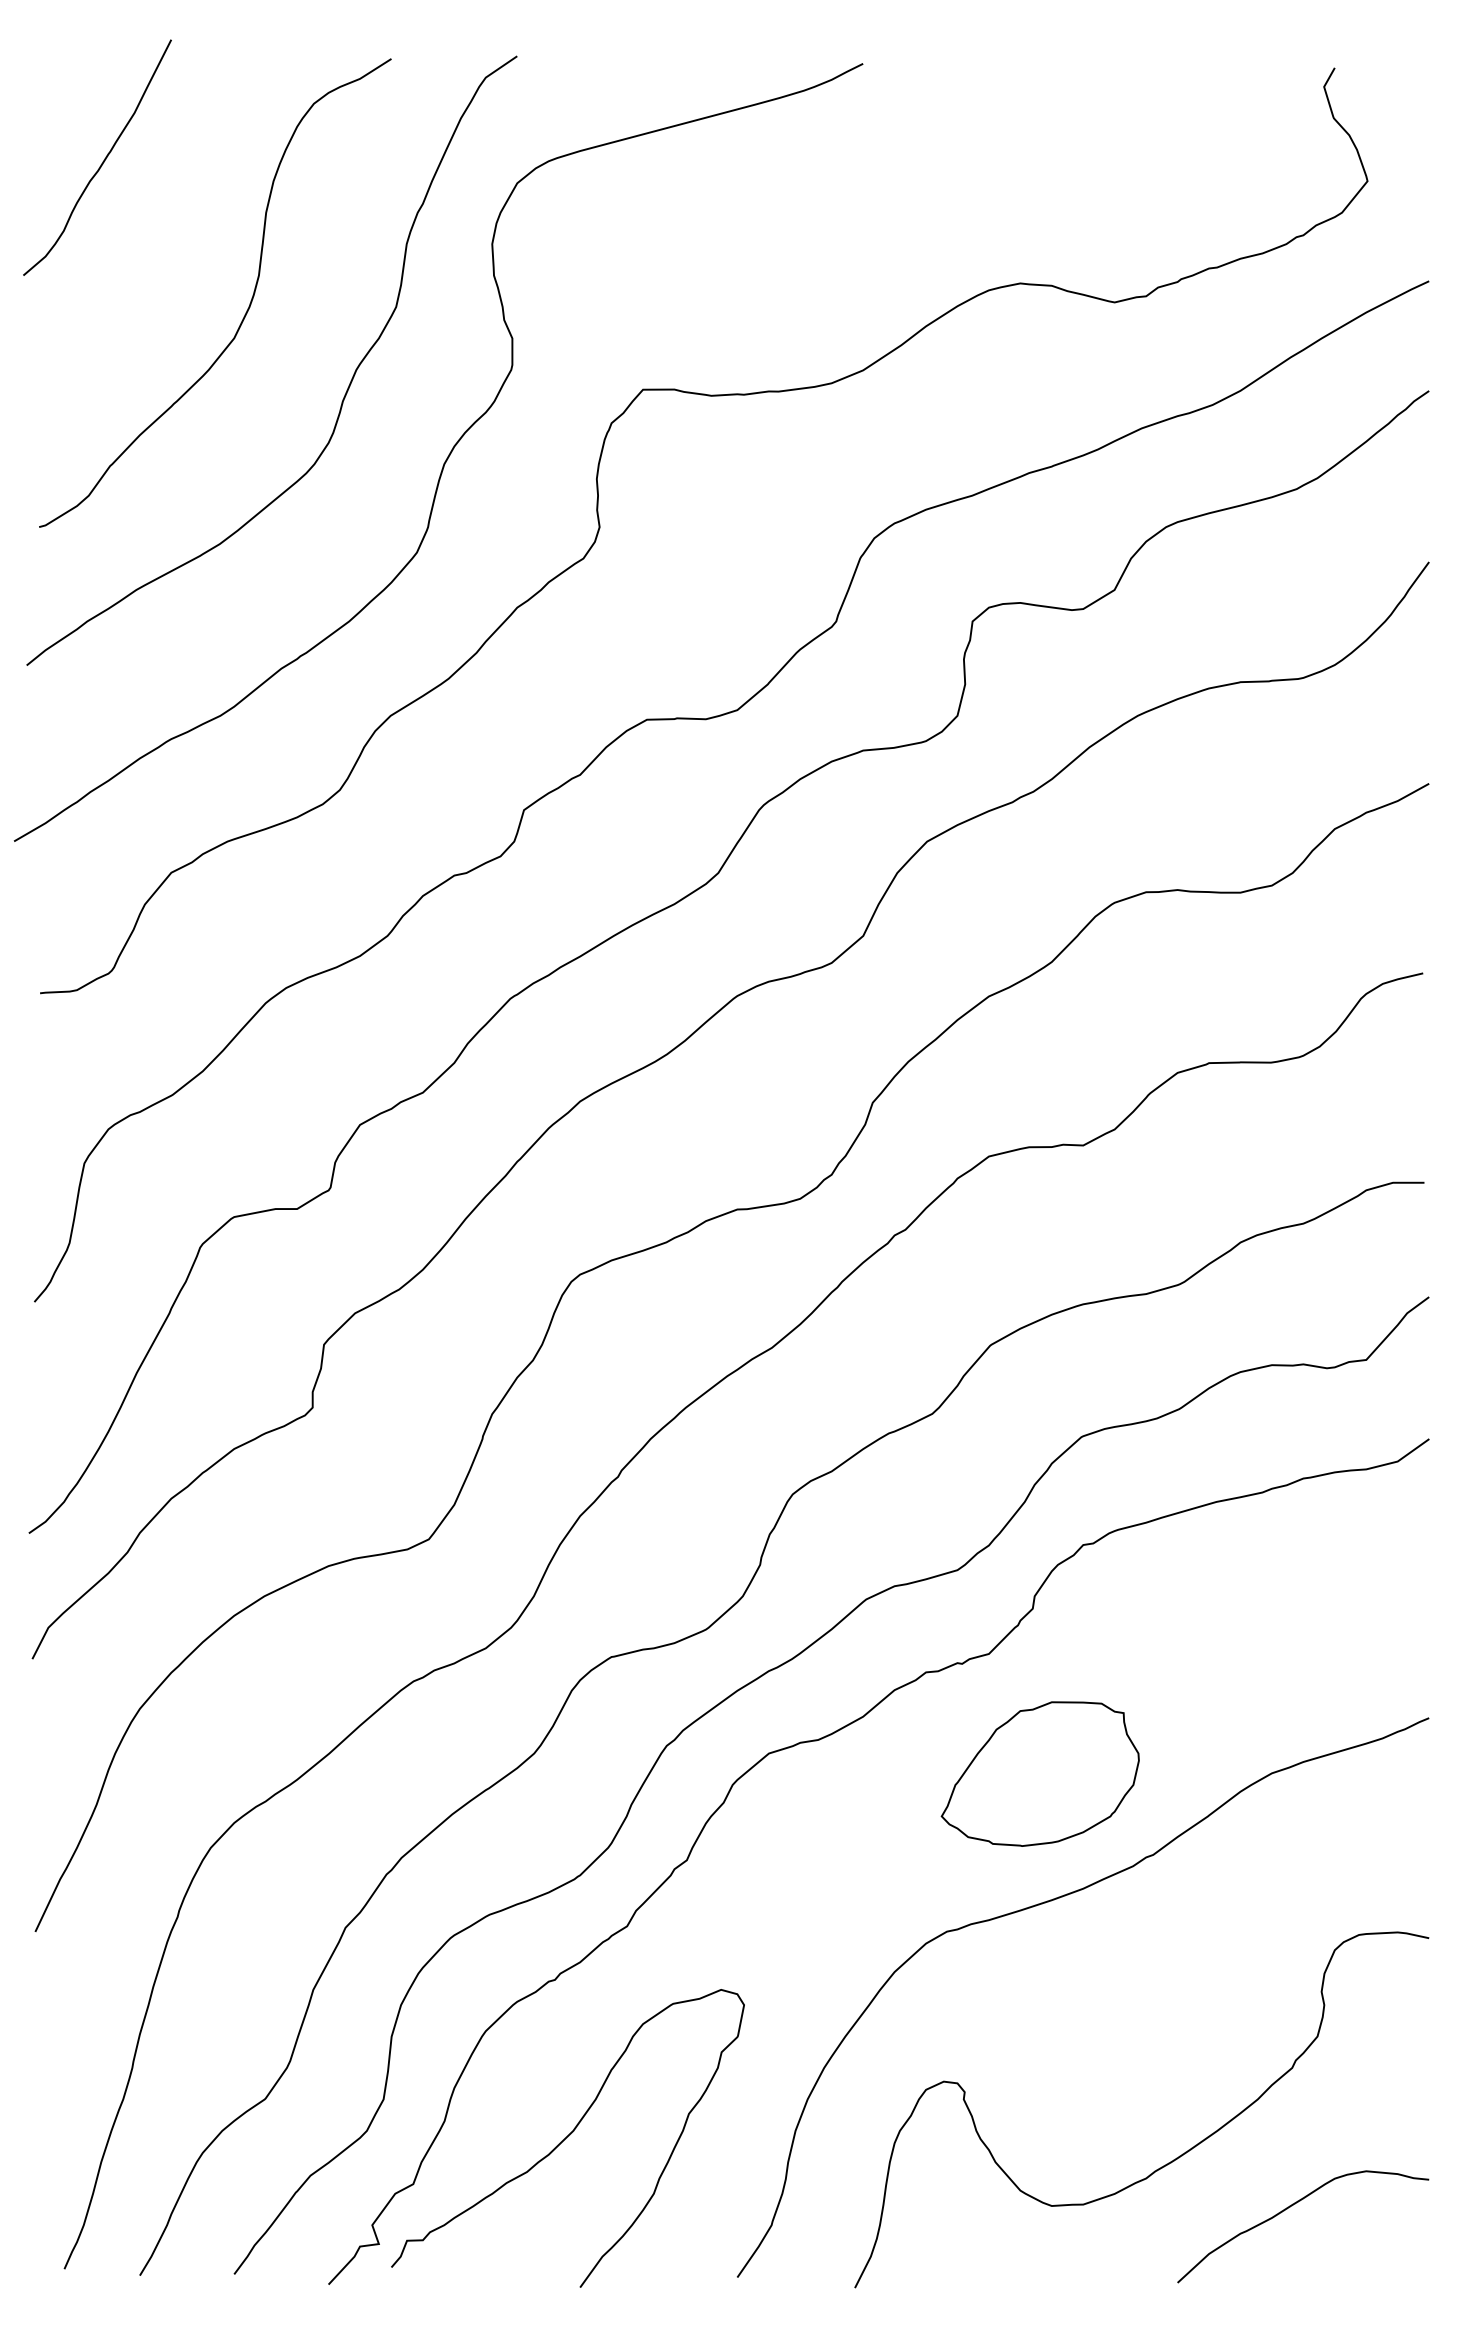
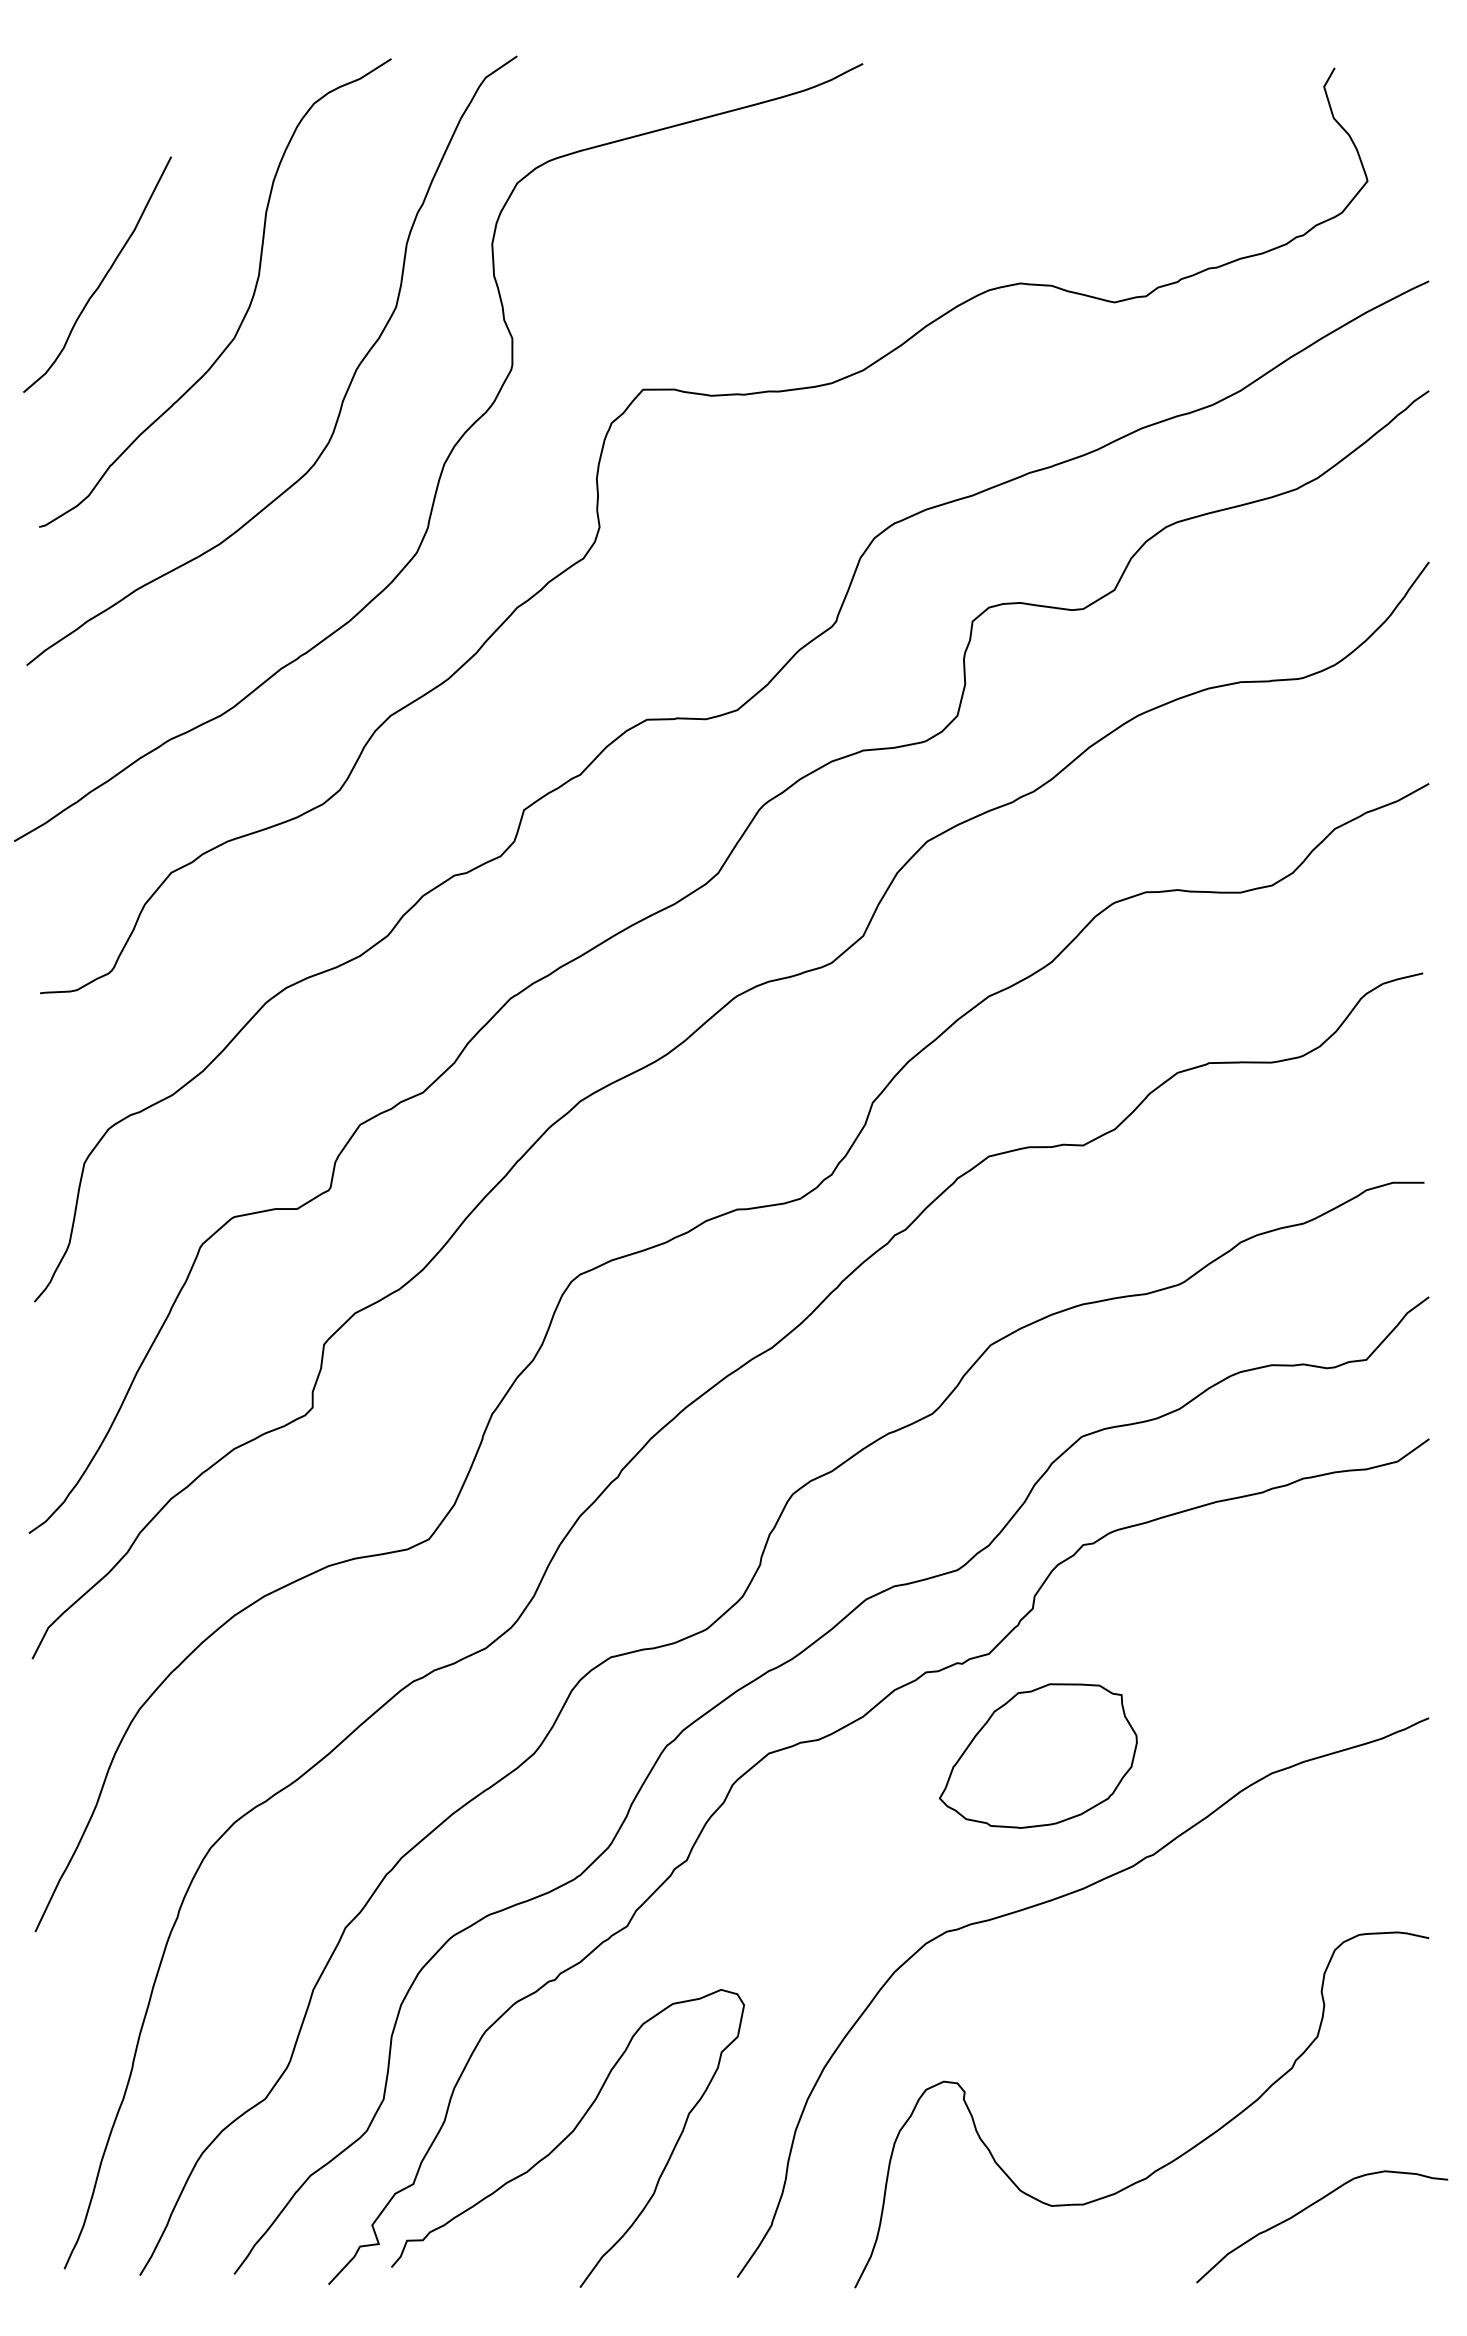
curve position: (102, 161) -> (102, 278) (102, 278)
part position: (1039, 1773) -> (1037, 1755) (1037, 1755)
curve position: (1290, 2207) -> (1309, 2207) (1309, 2207)
